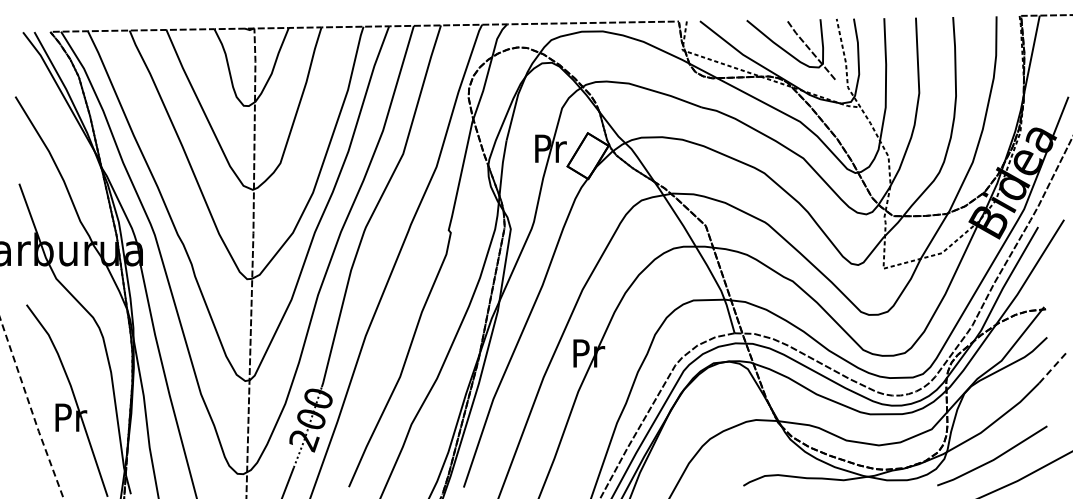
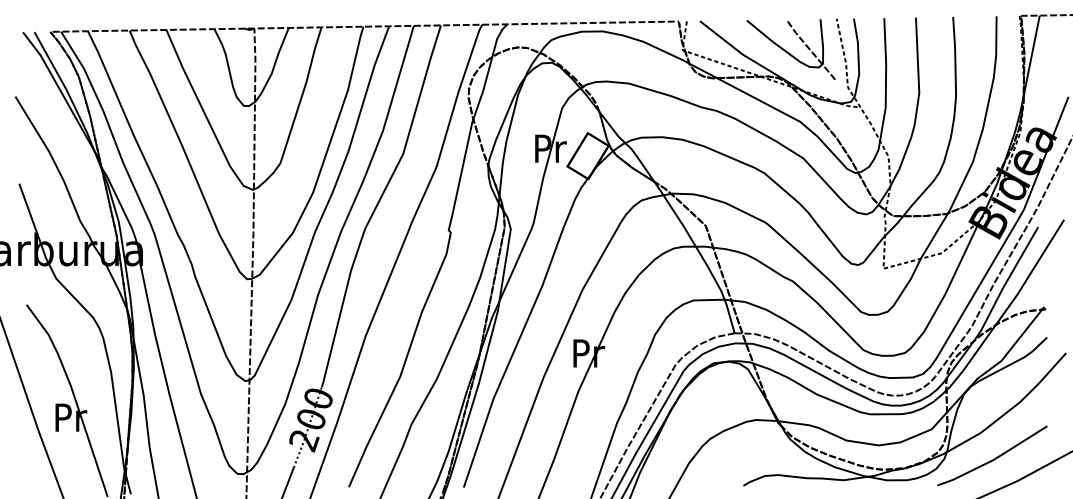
line: dashed -> solid (1053, 367)
line: dashed -> solid (31, 409)
